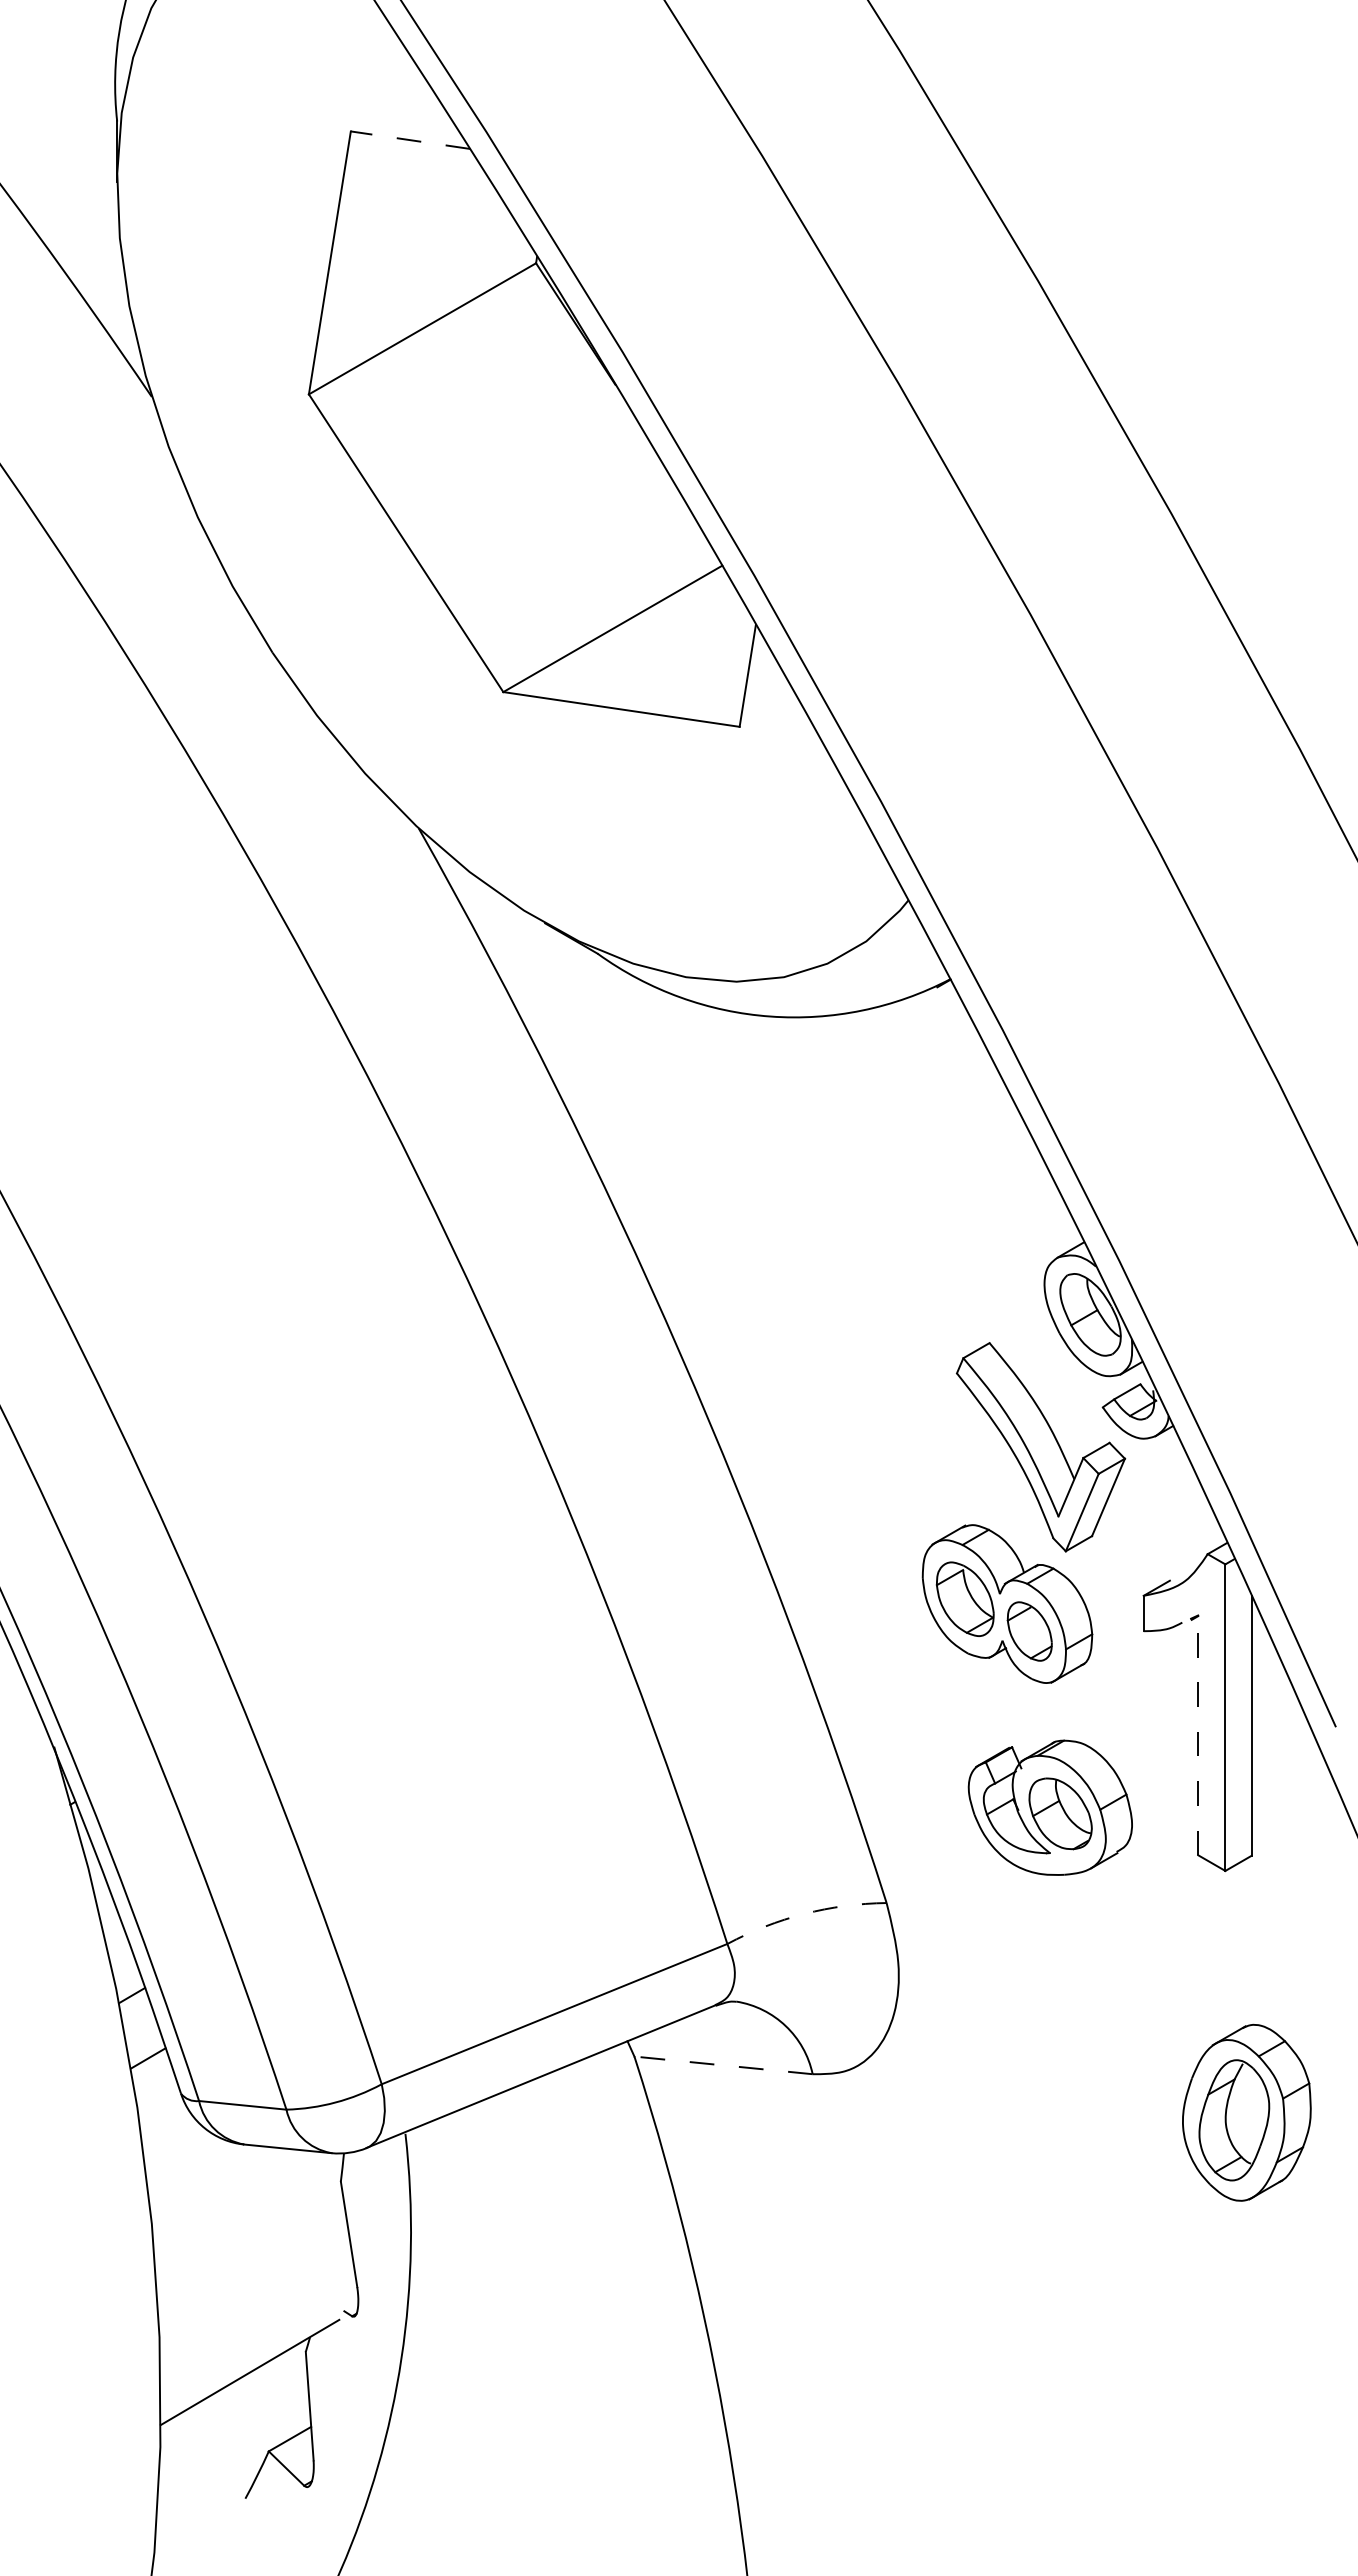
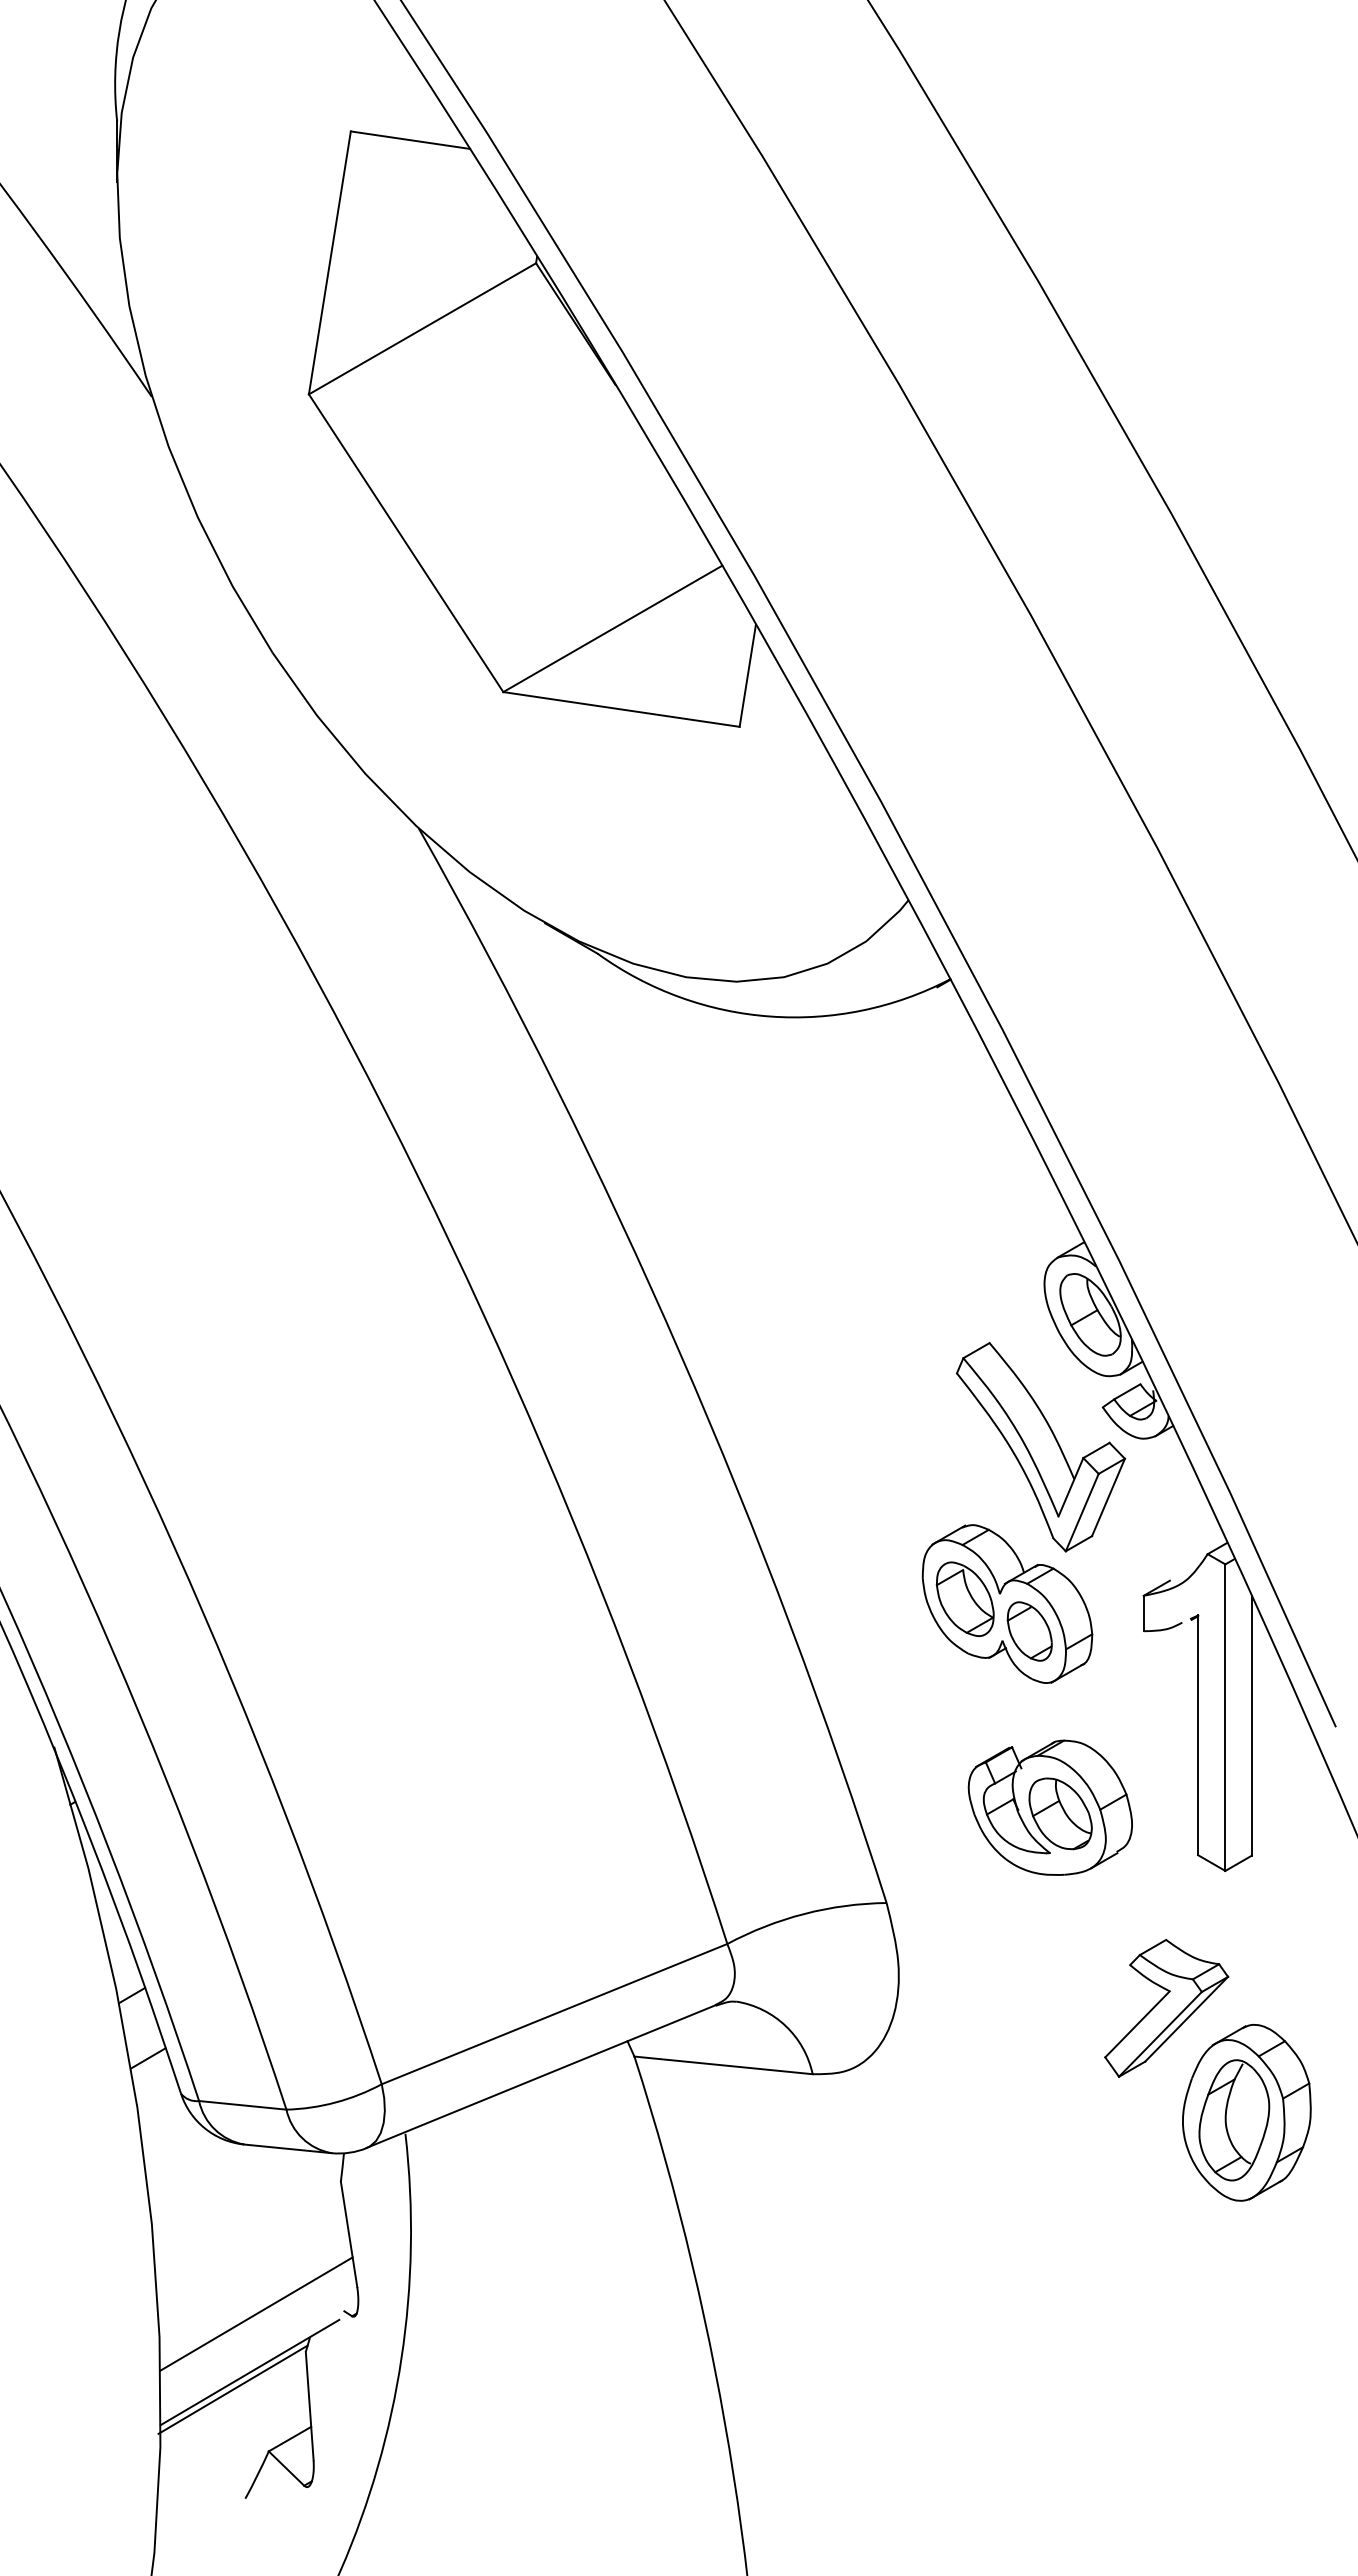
line: dashed -> solid (409, 140)
line: dashed -> solid (1198, 1735)
arc: dashed -> solid (804, 1913)
part: none -> present (1166, 2007)
line: dashed -> solid (723, 2065)
line: none -> present (256, 2313)
line: none -> present (232, 2389)
